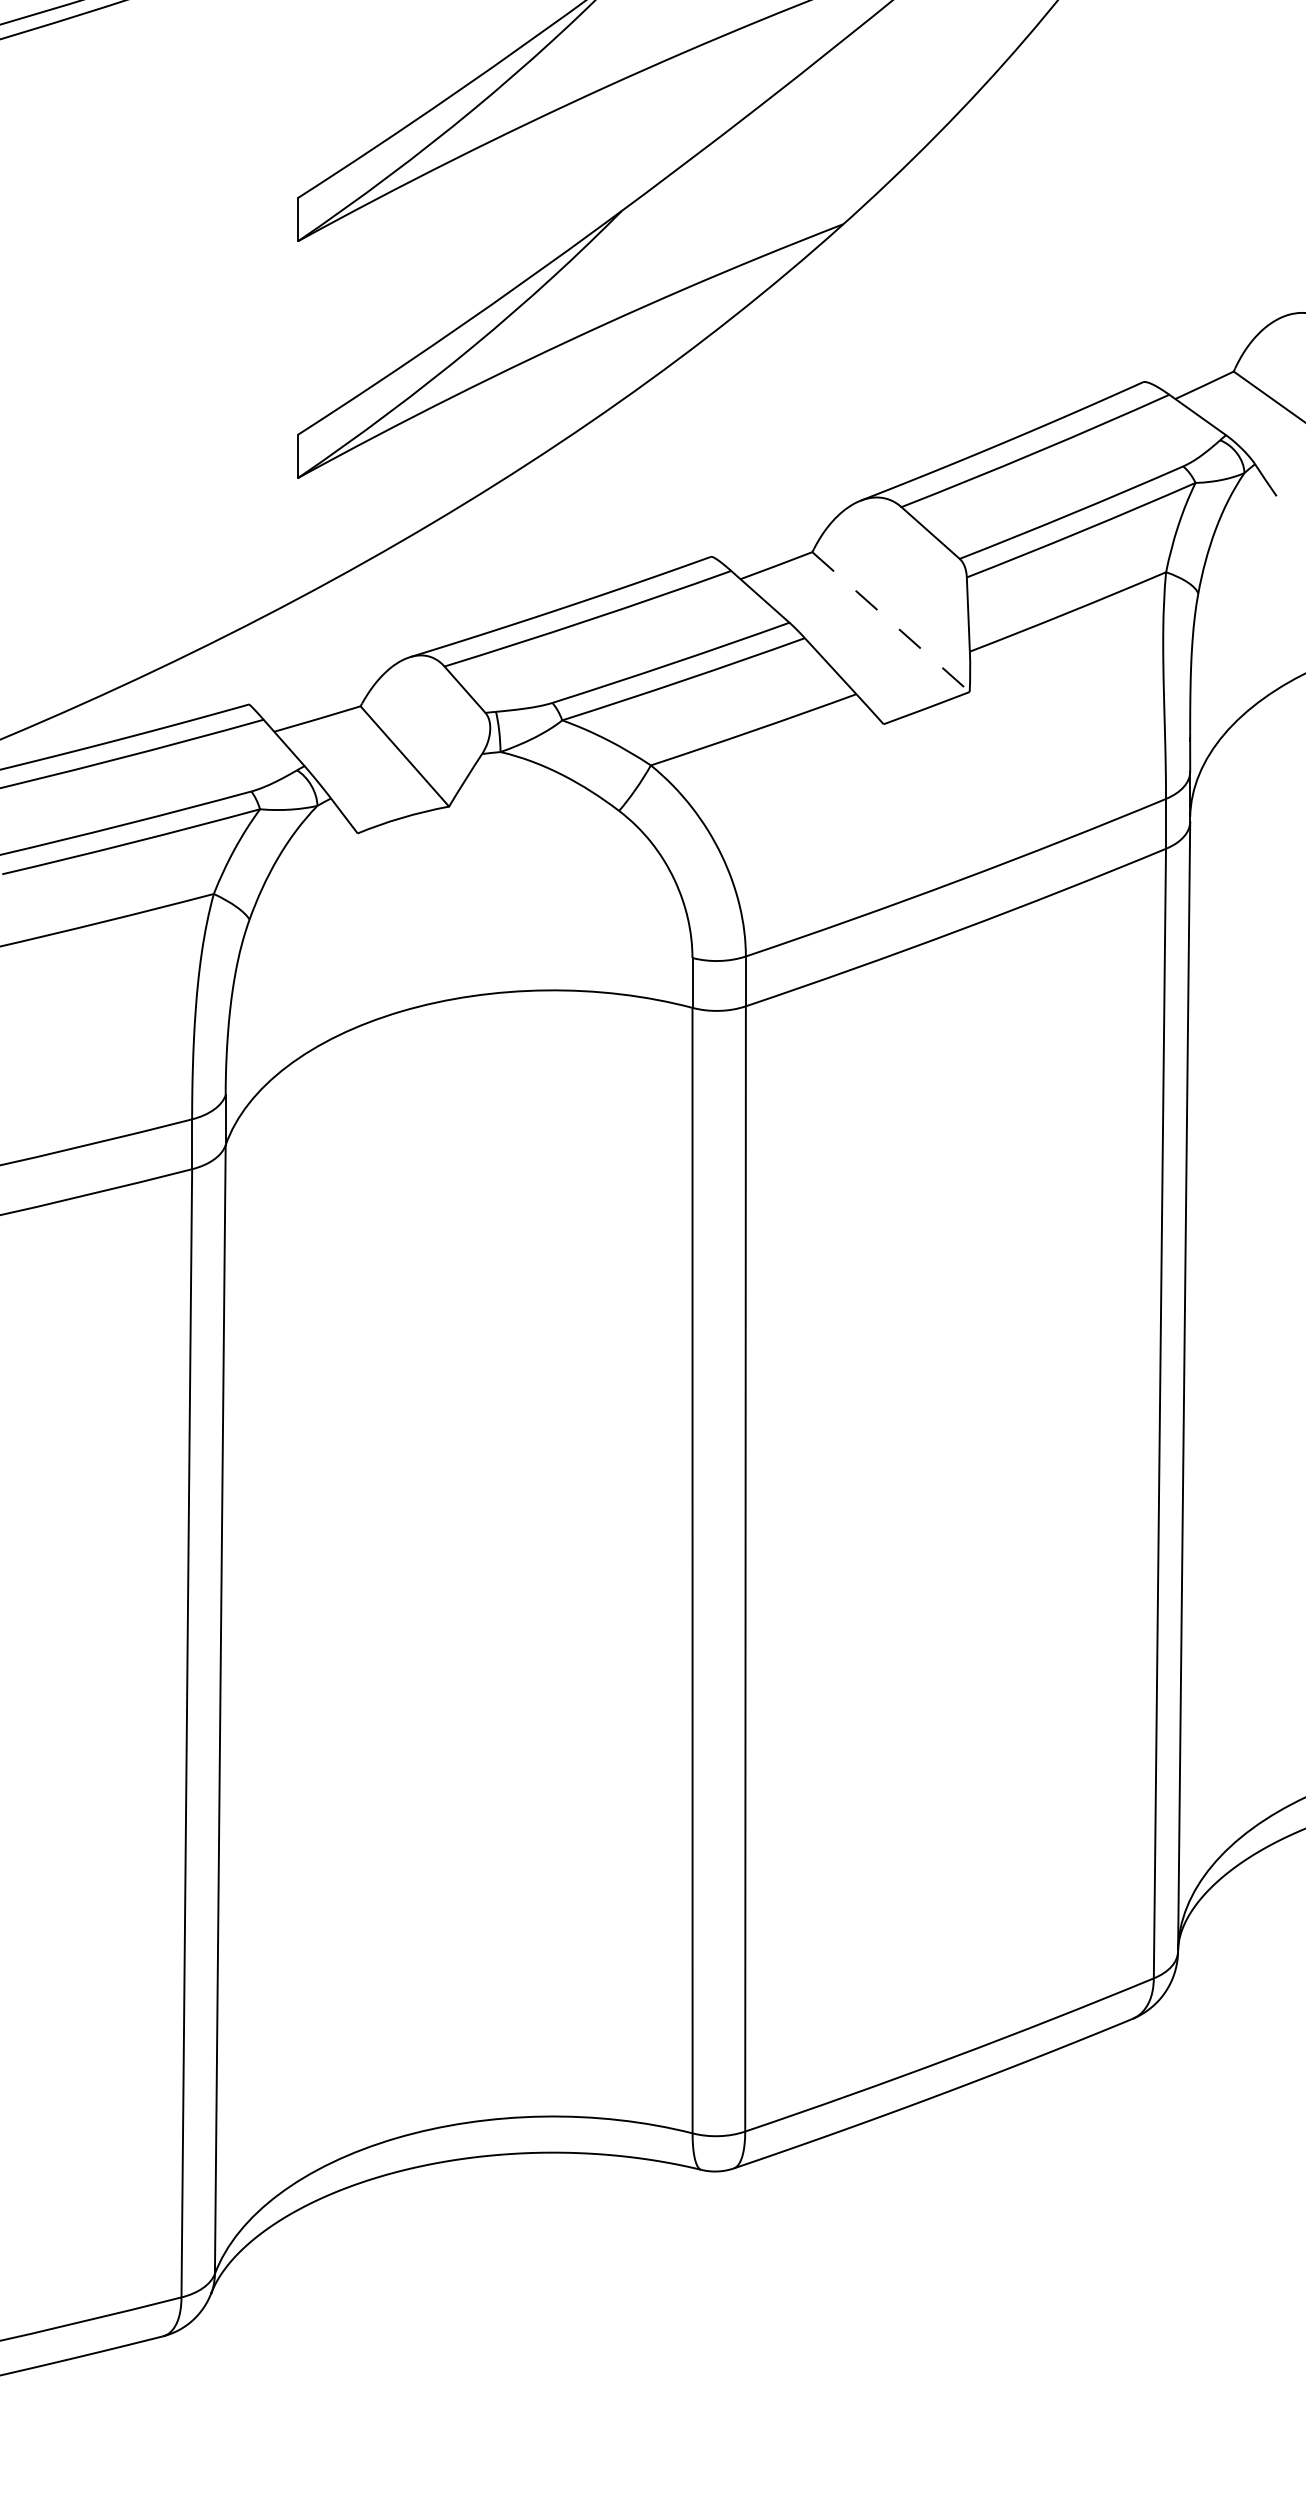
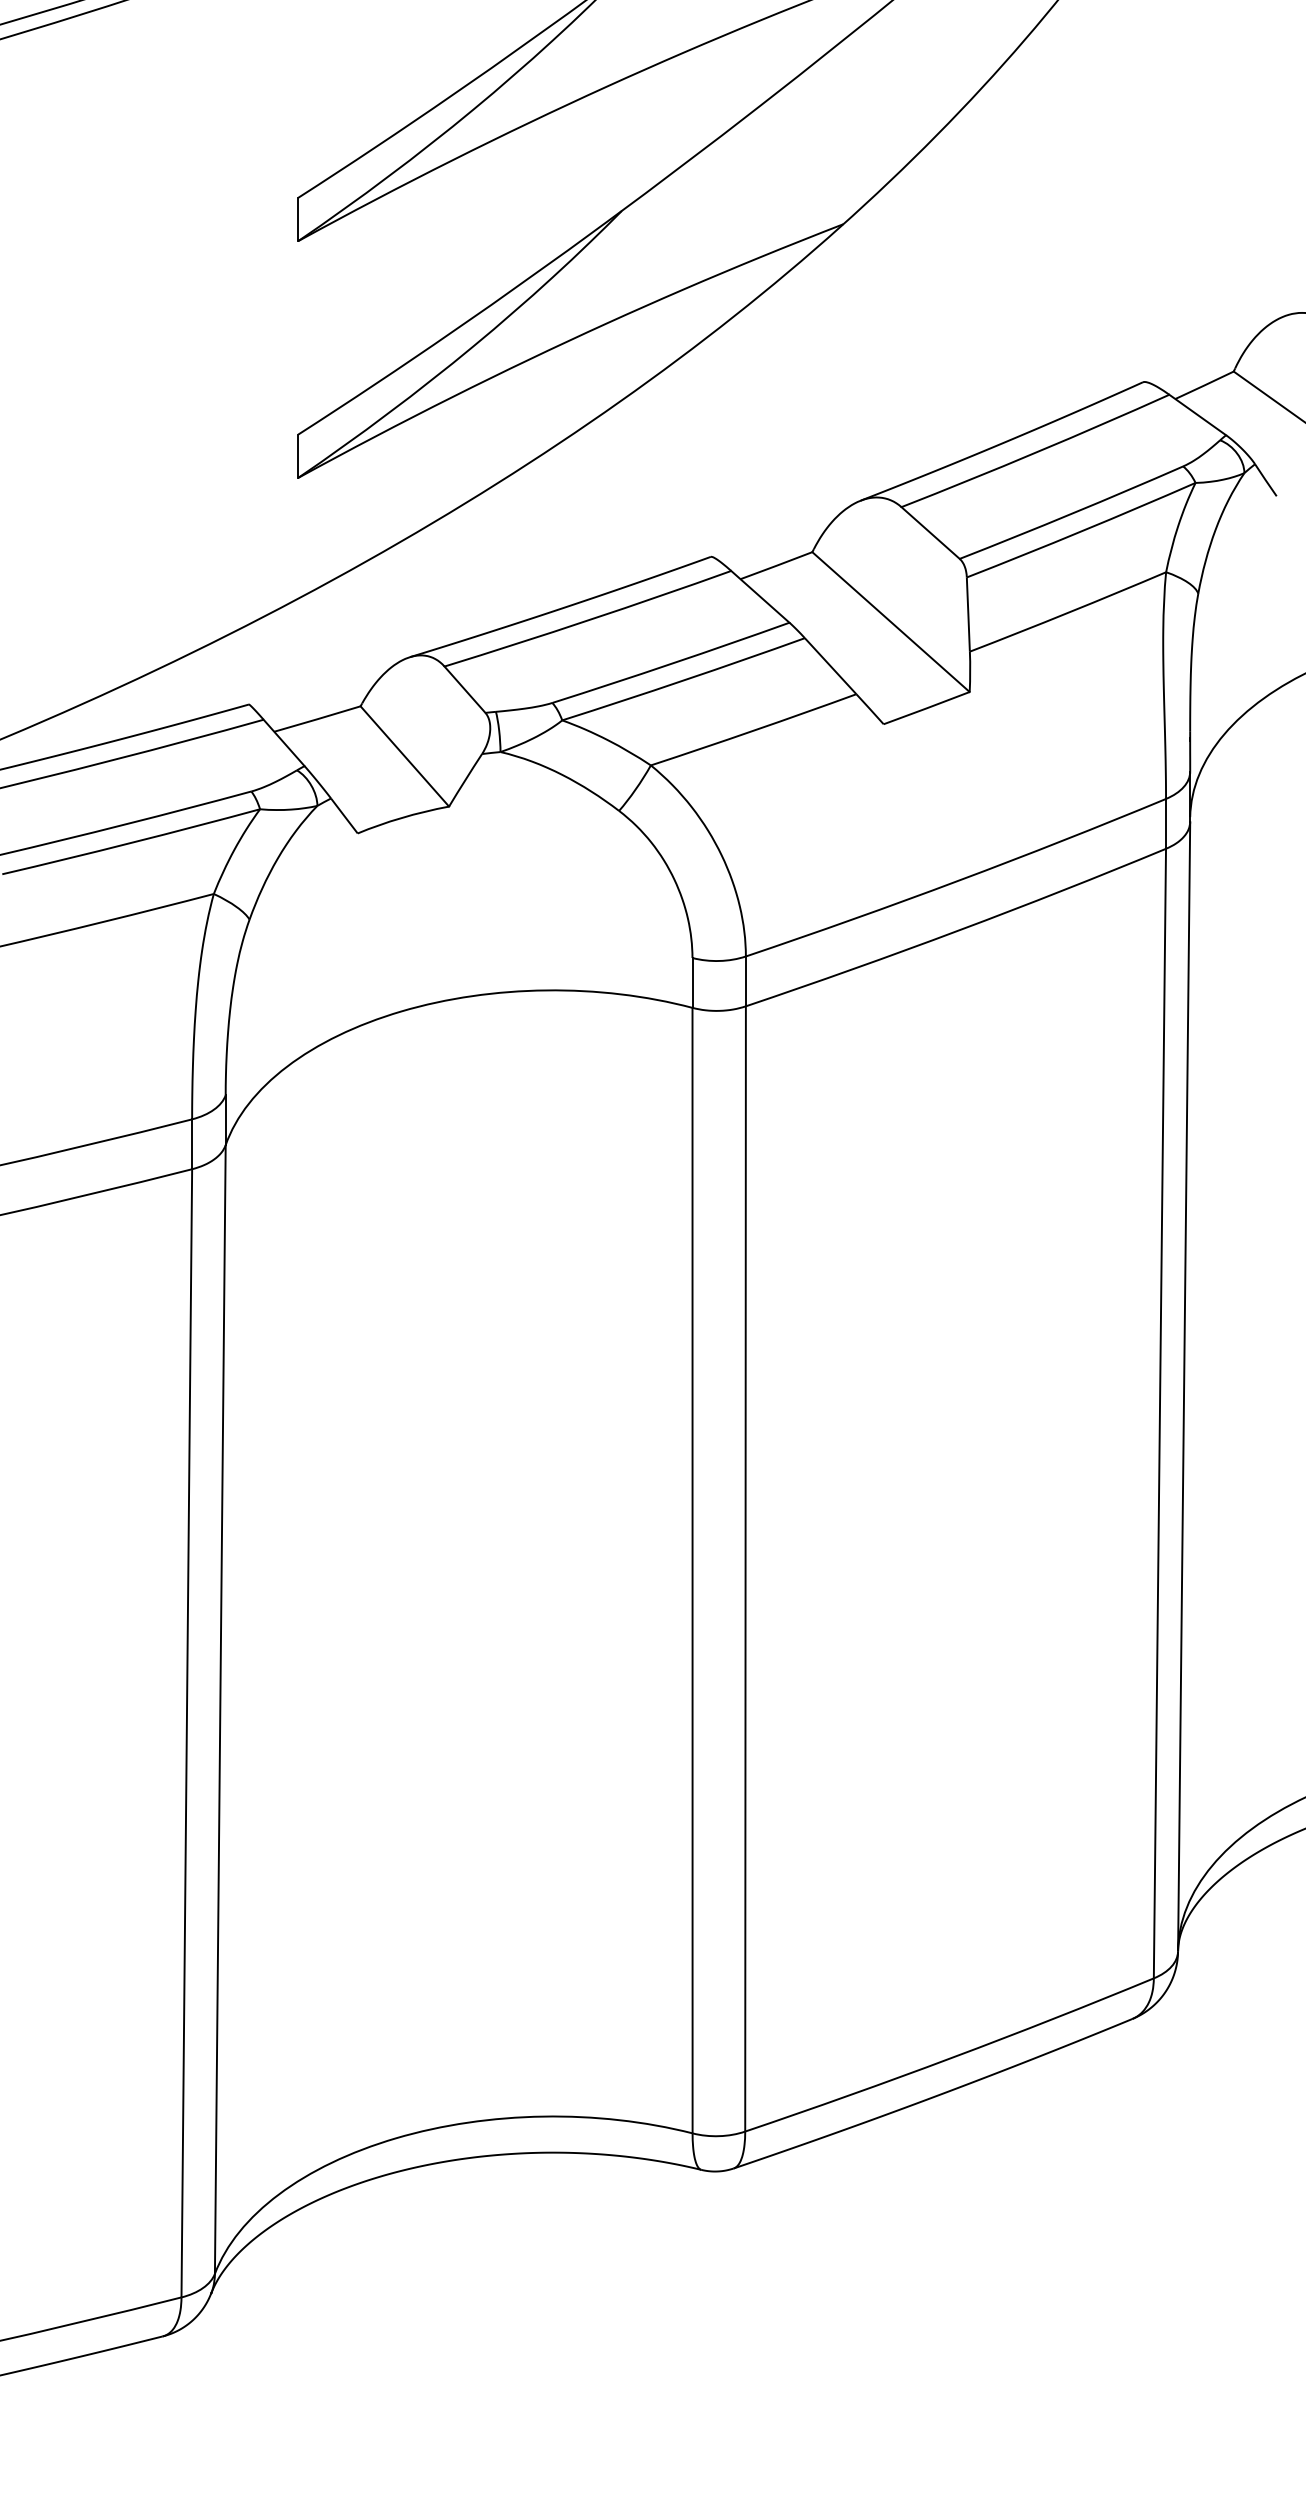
line: dashed -> solid (891, 622)
